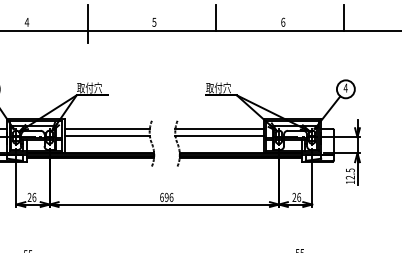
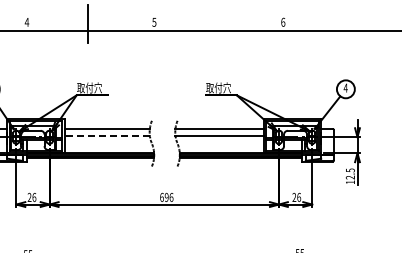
line: present -> none (215, 17)
line: present -> none (343, 17)
line: solid -> dashed (106, 135)
